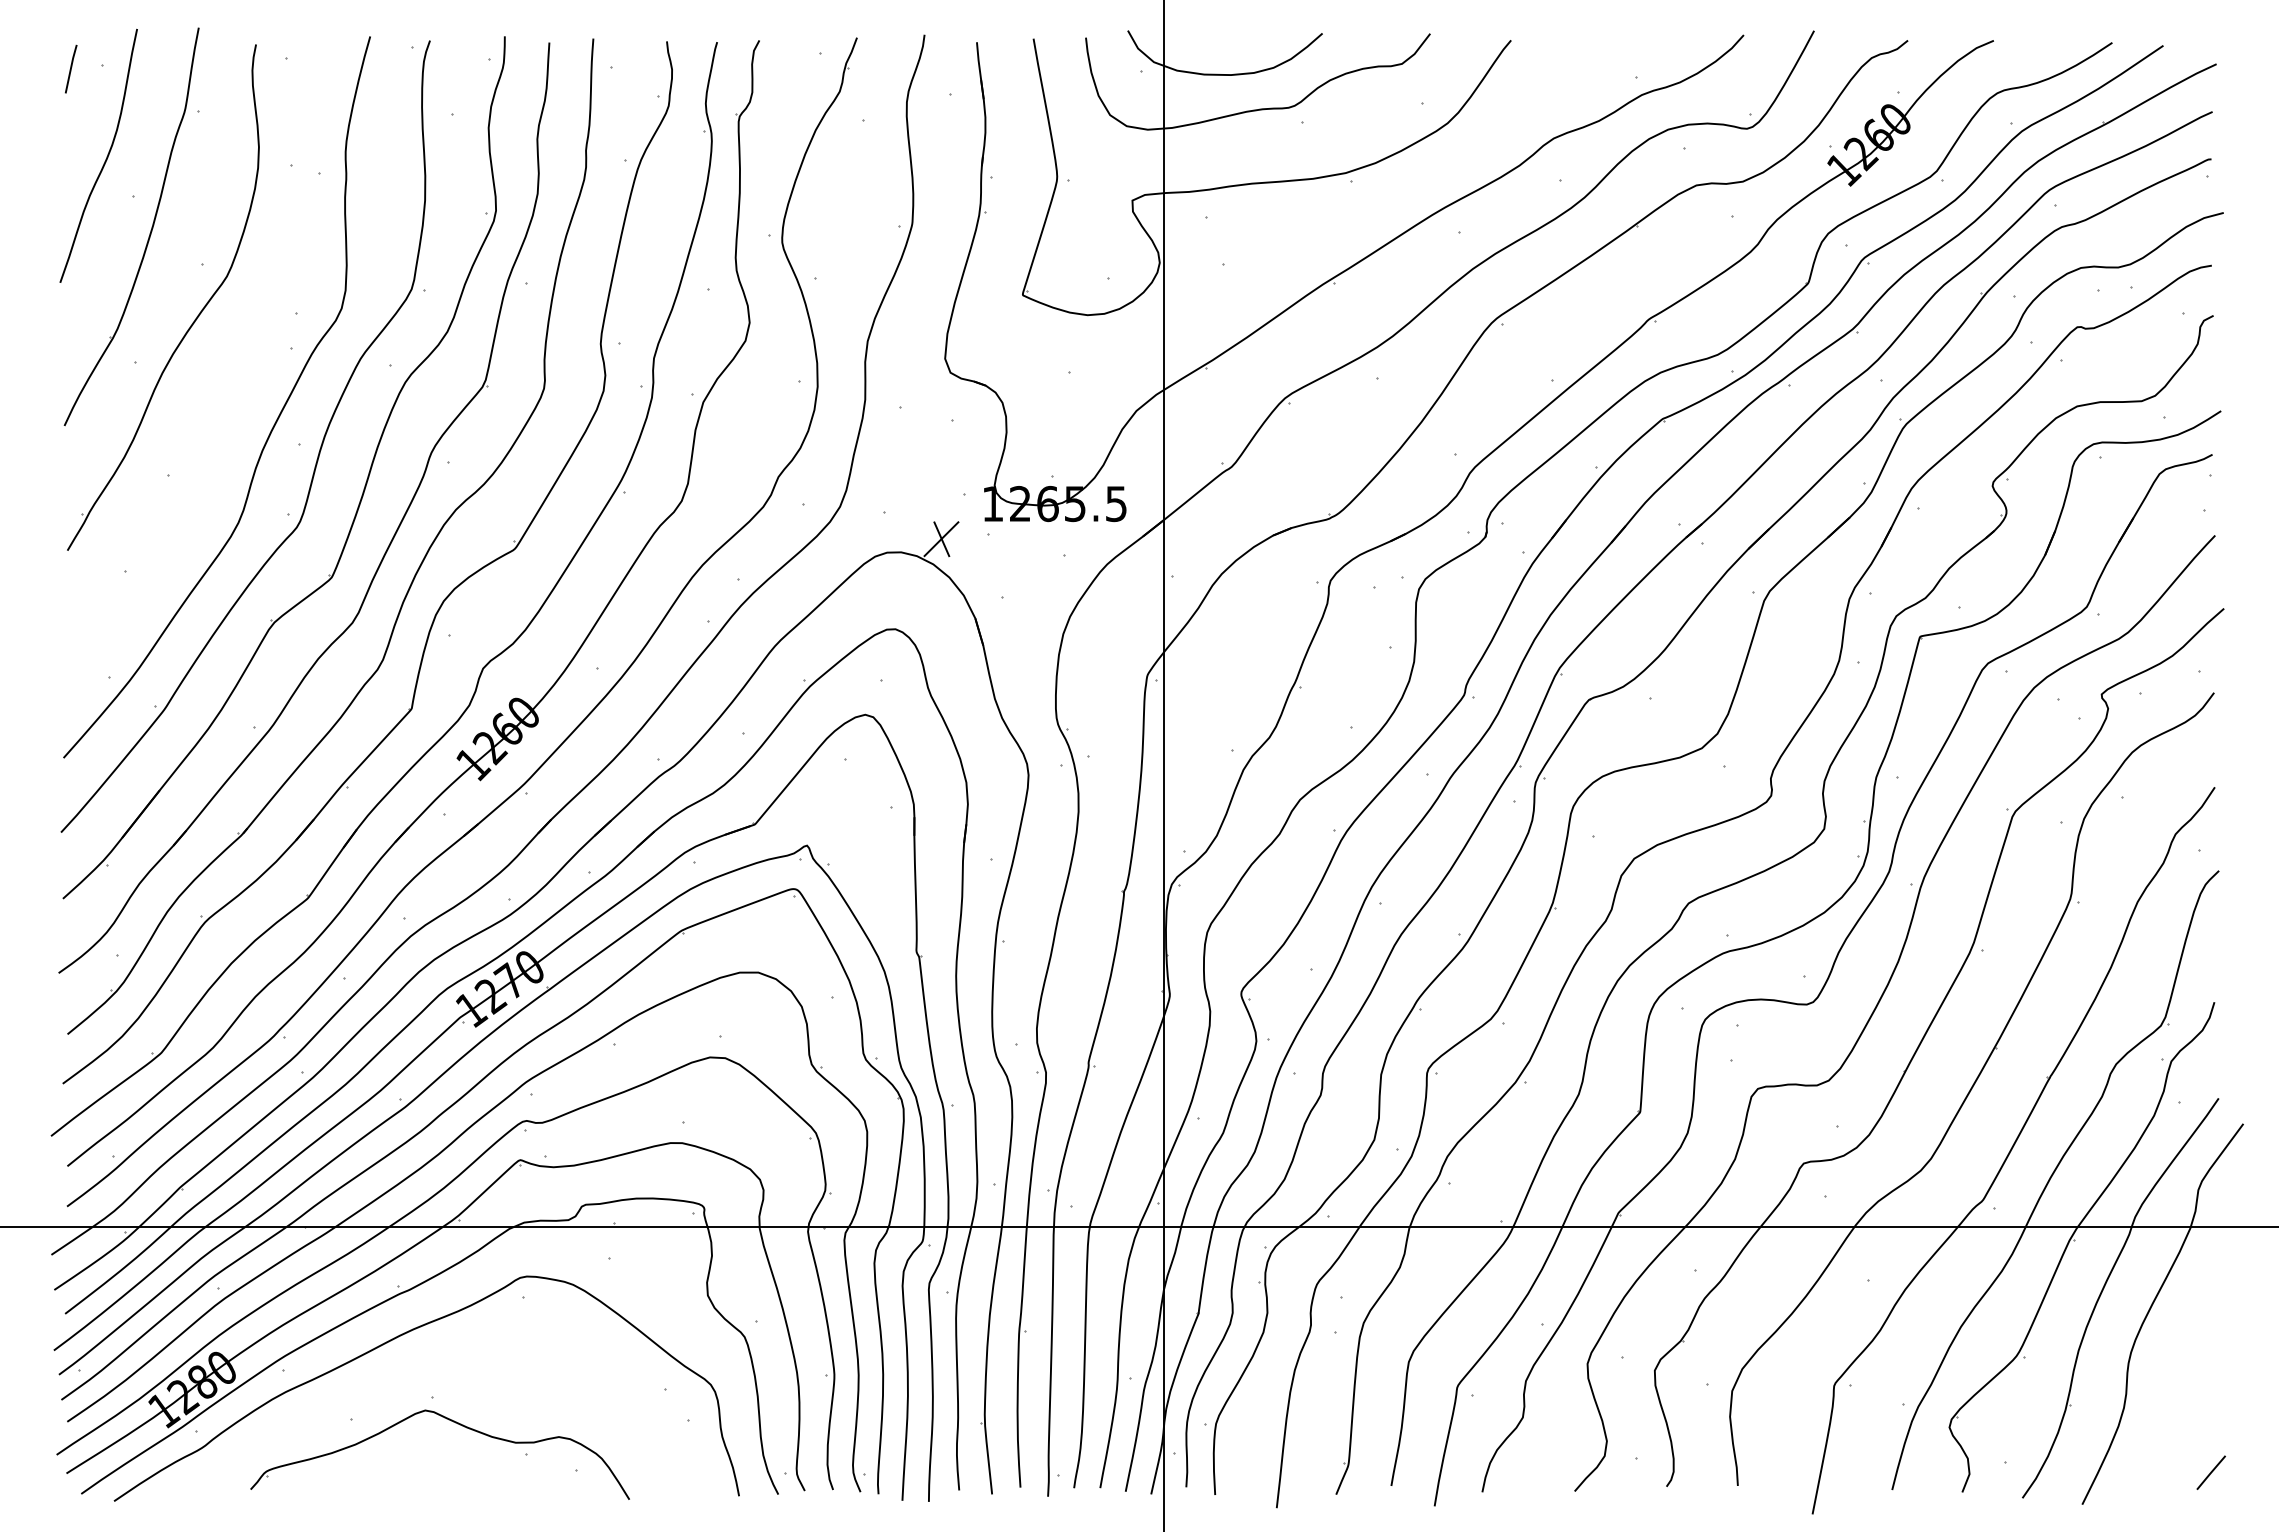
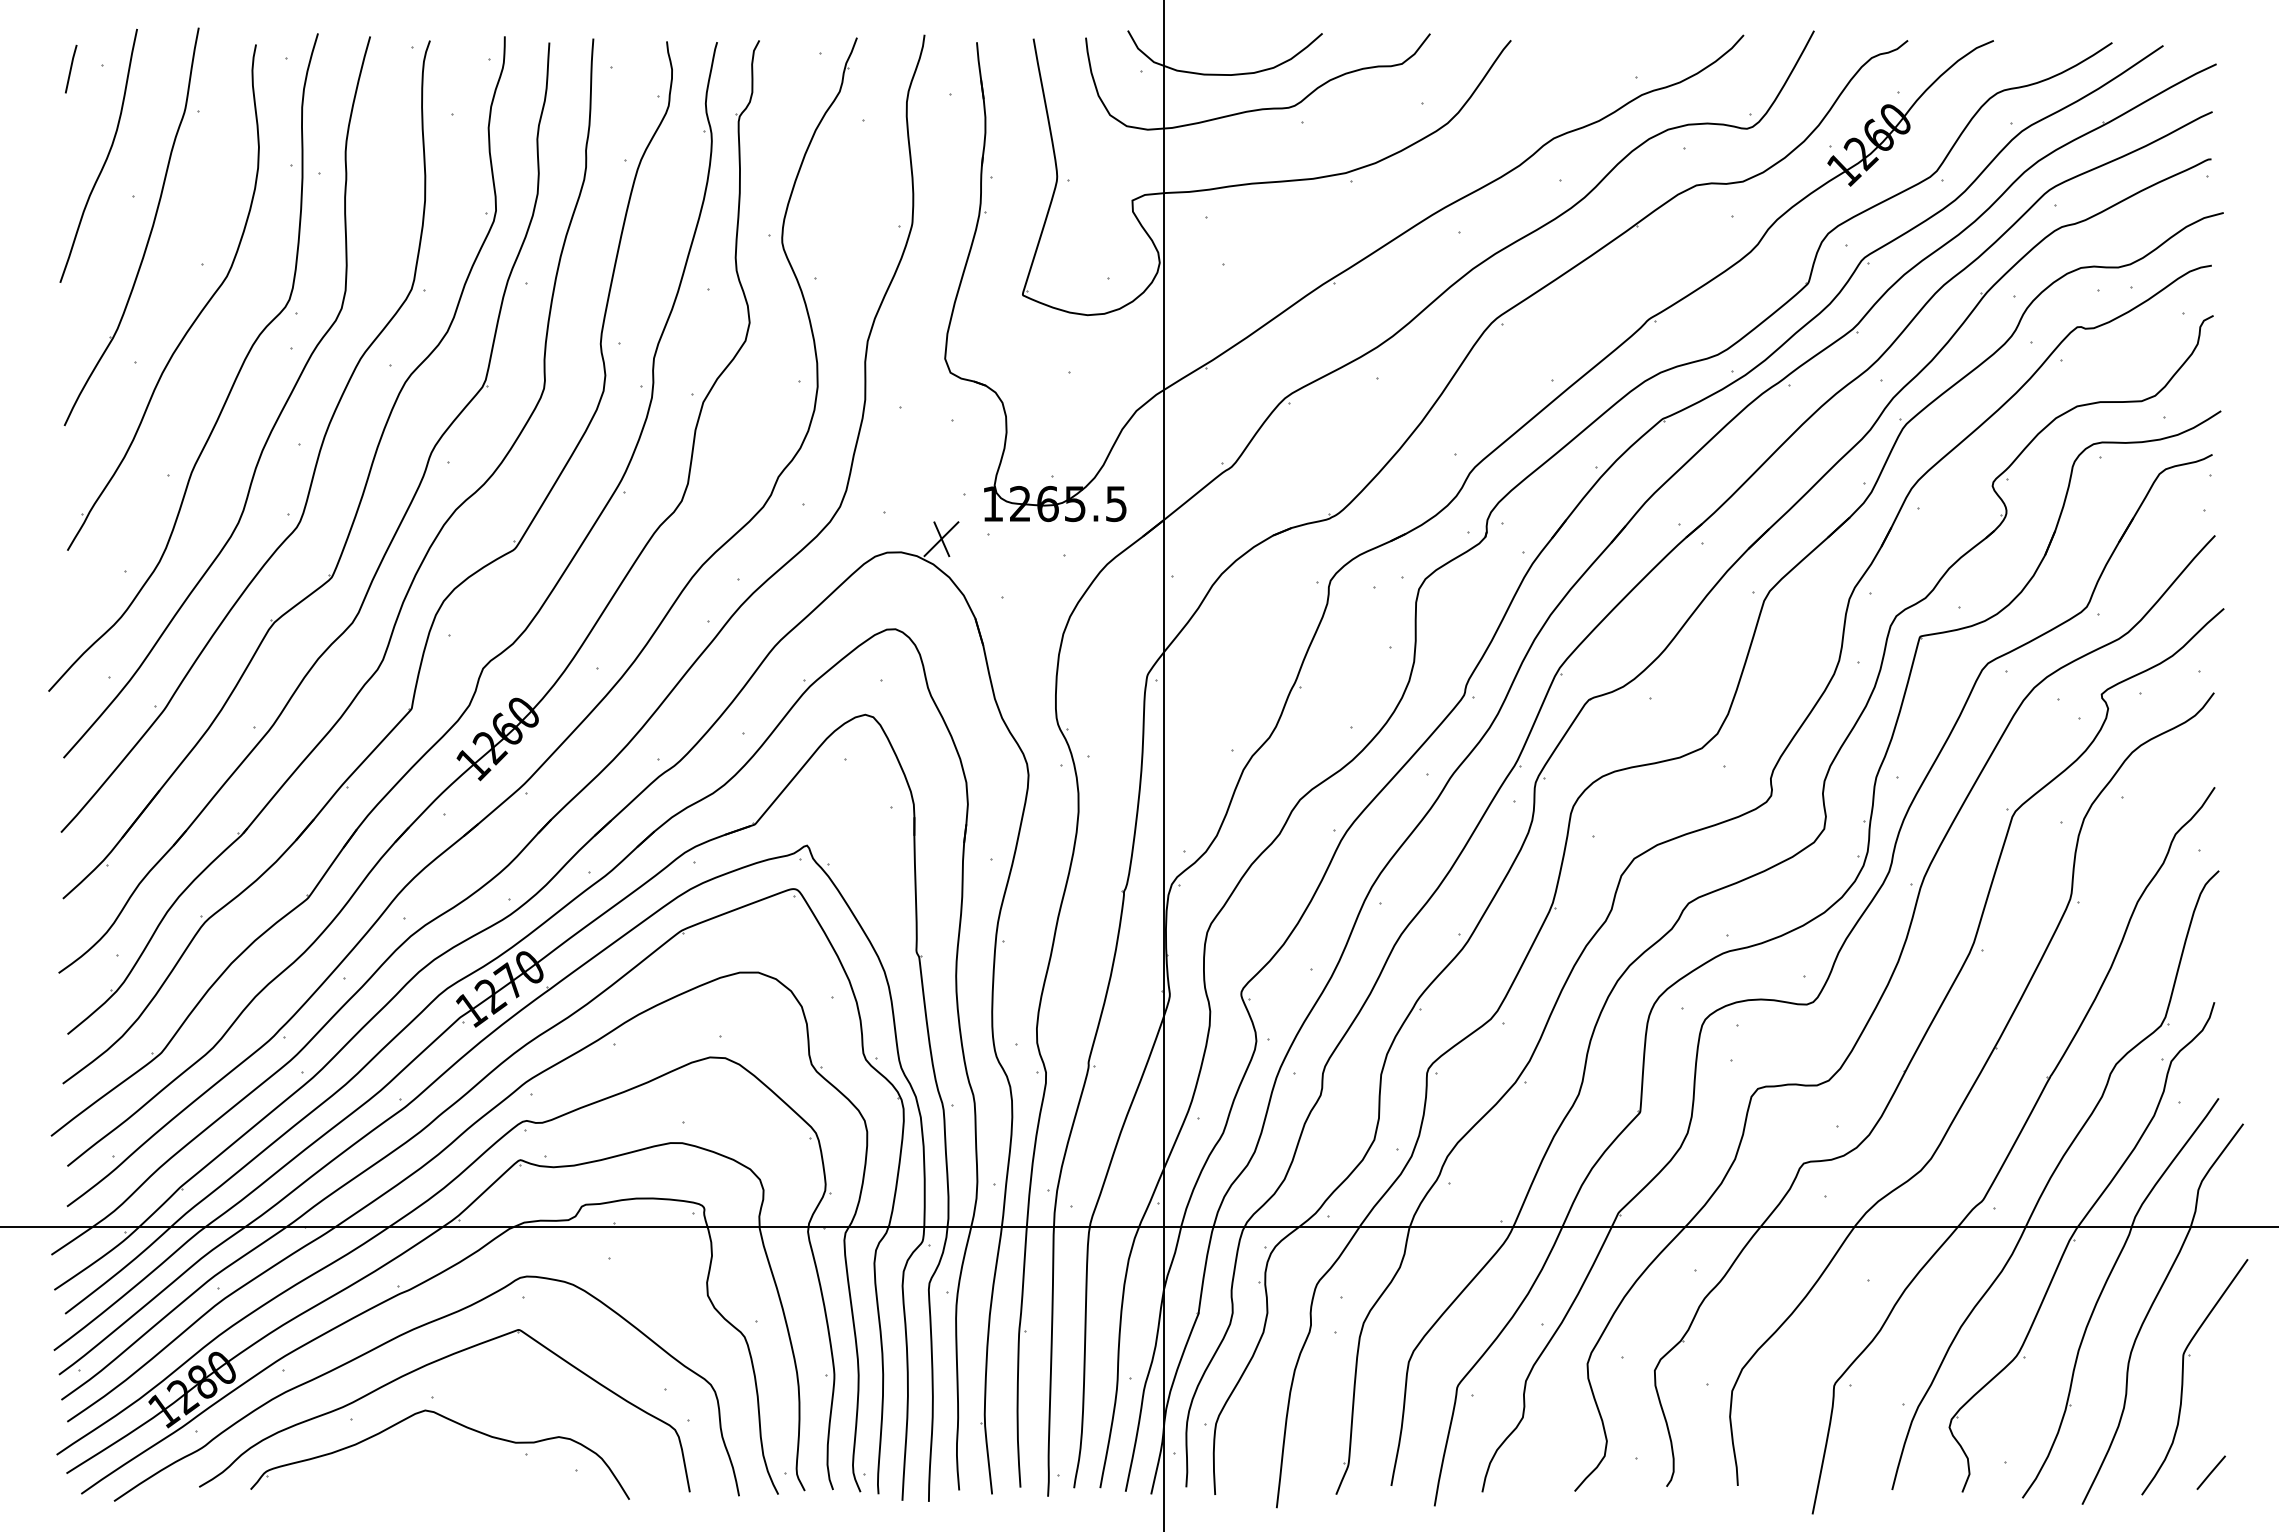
curve: none -> present (233, 381)
part: none -> present (424, 1367)
part: none -> present (2183, 1377)
